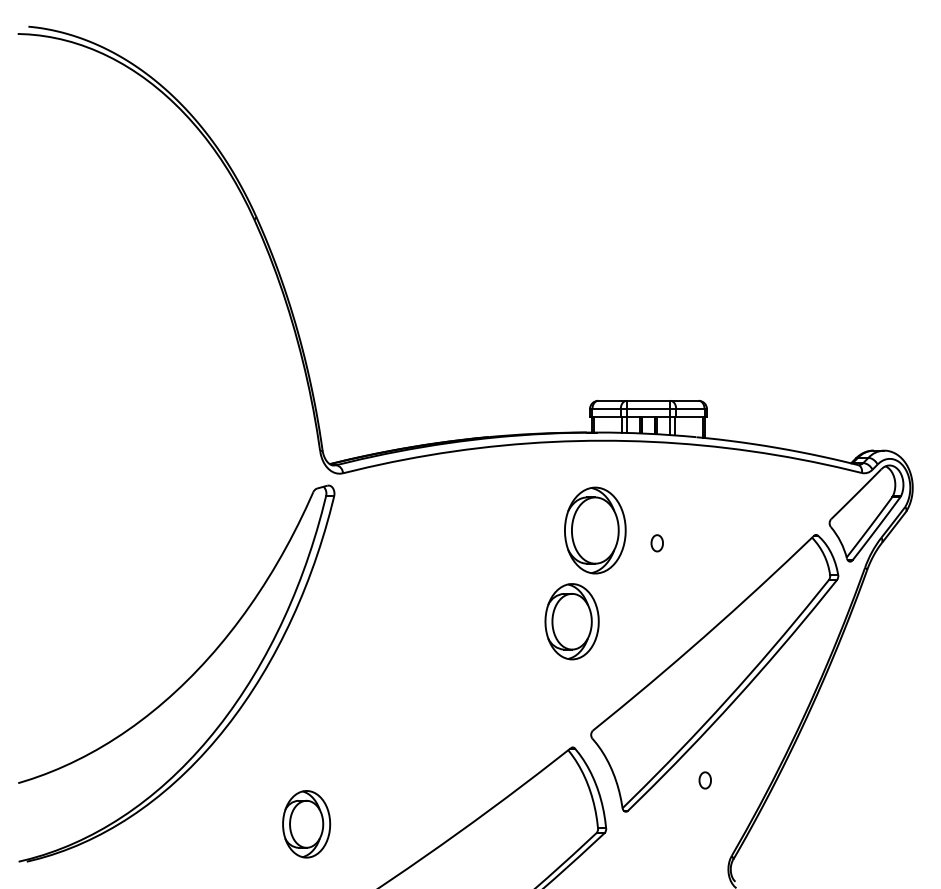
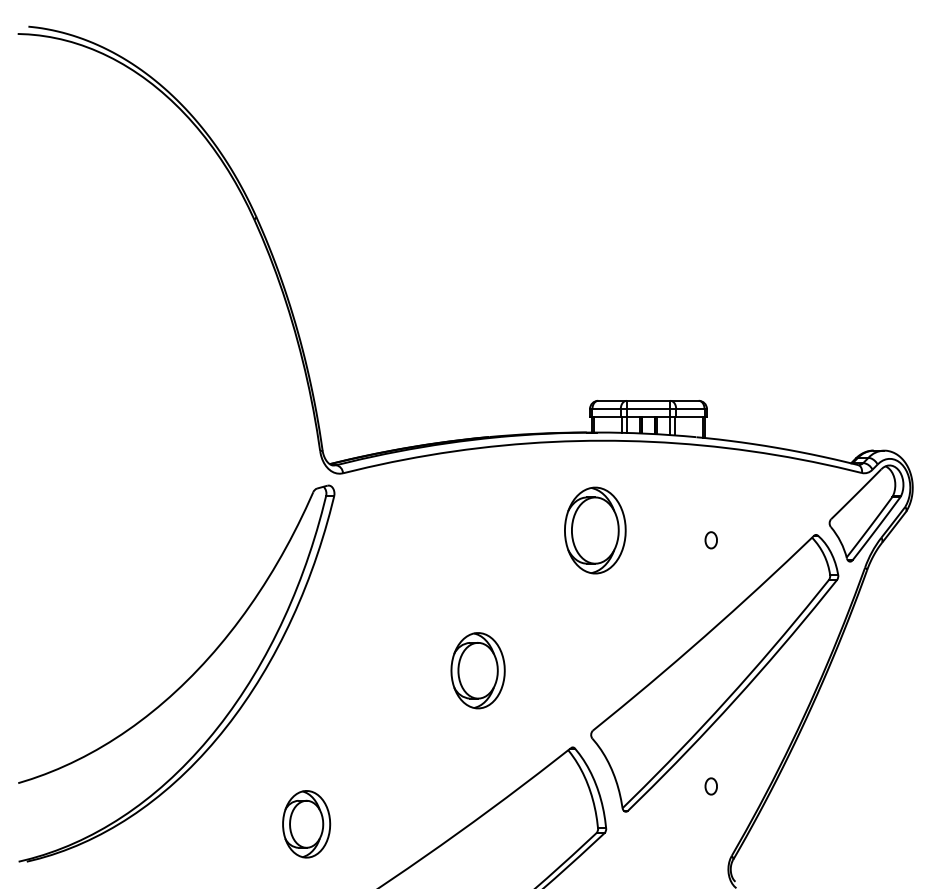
part position: (656, 543) -> (710, 540) (710, 540)
part position: (571, 621) -> (477, 670) (477, 670)
part position: (704, 780) -> (710, 786) (710, 786)
